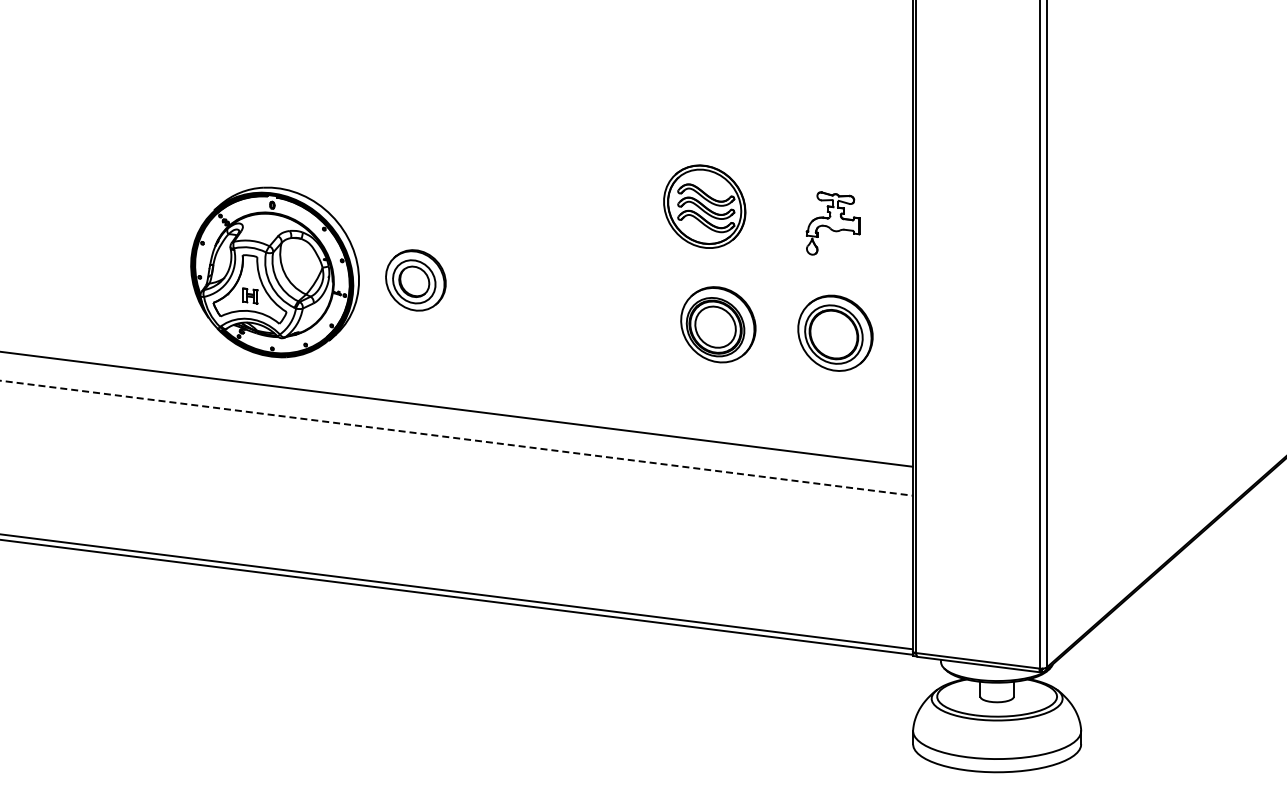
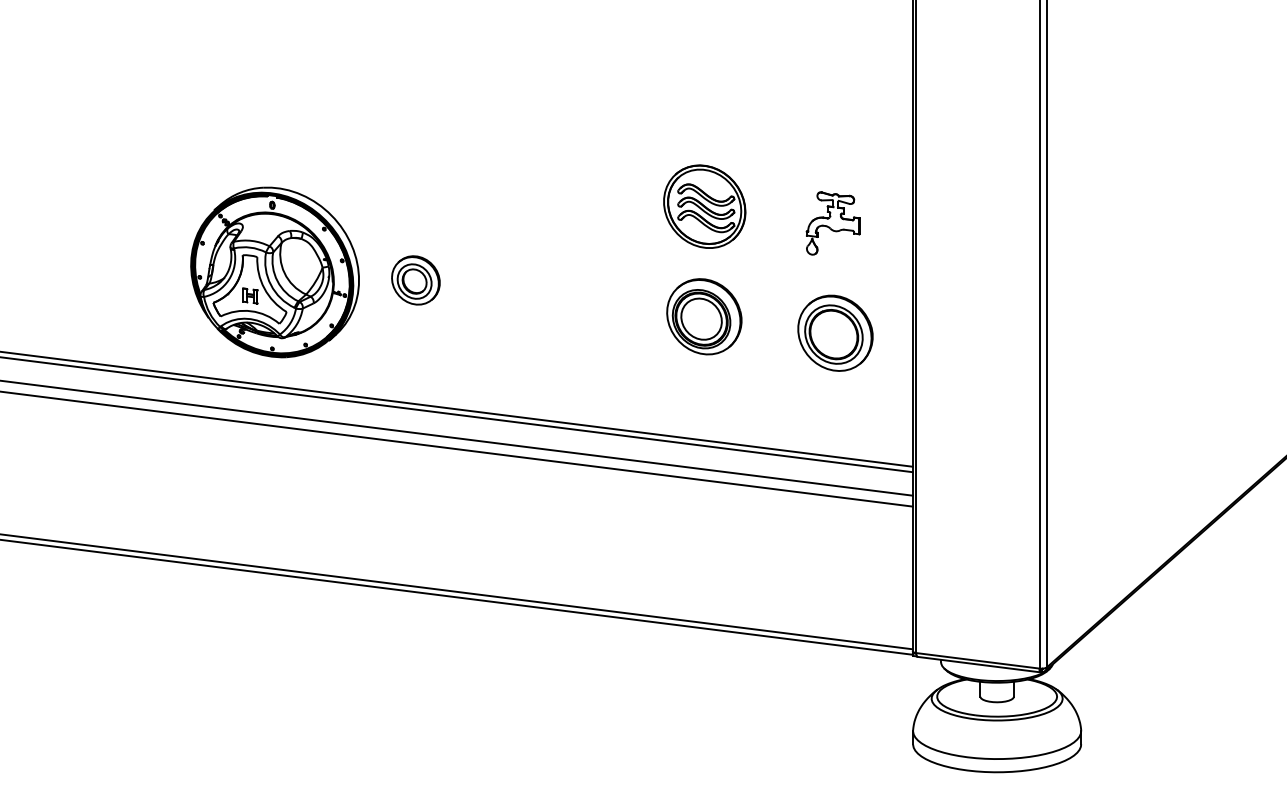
part size: 62x63 px -> 50x51 px (415, 280)
part position: (718, 324) -> (704, 316) (704, 316)
line: none -> present (457, 414)
line: dashed -> solid (456, 438)
line: none -> present (457, 448)
